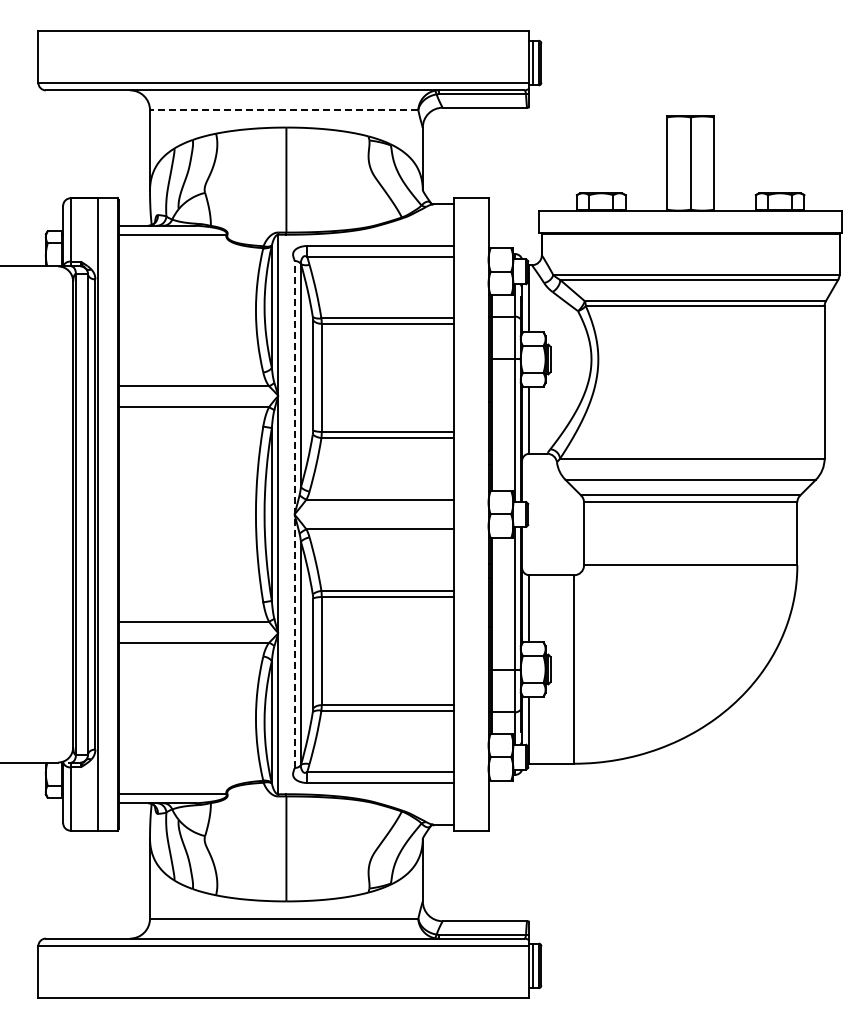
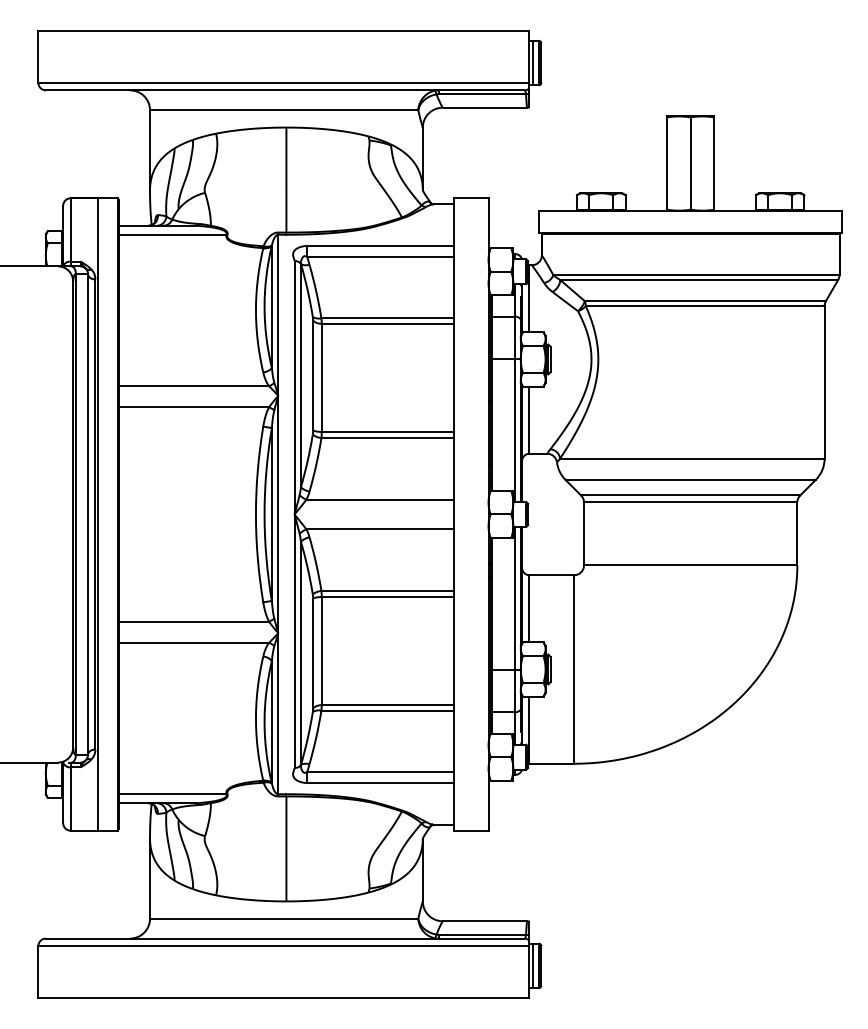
line: dashed -> solid (283, 110)
line: dashed -> solid (294, 514)
